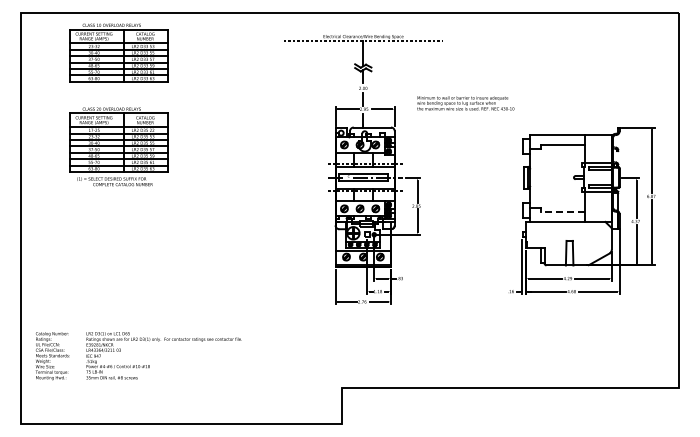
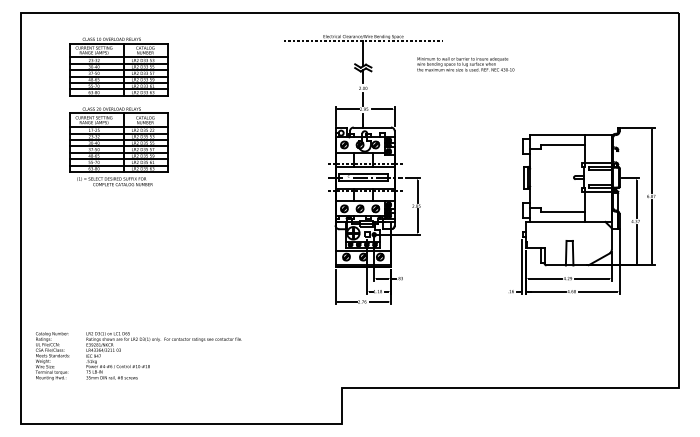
part position: (118, 52) -> (118, 66) (118, 66)
text position: (465, 103) -> (465, 64) (465, 64)
line: dashed -> solid (563, 211)
